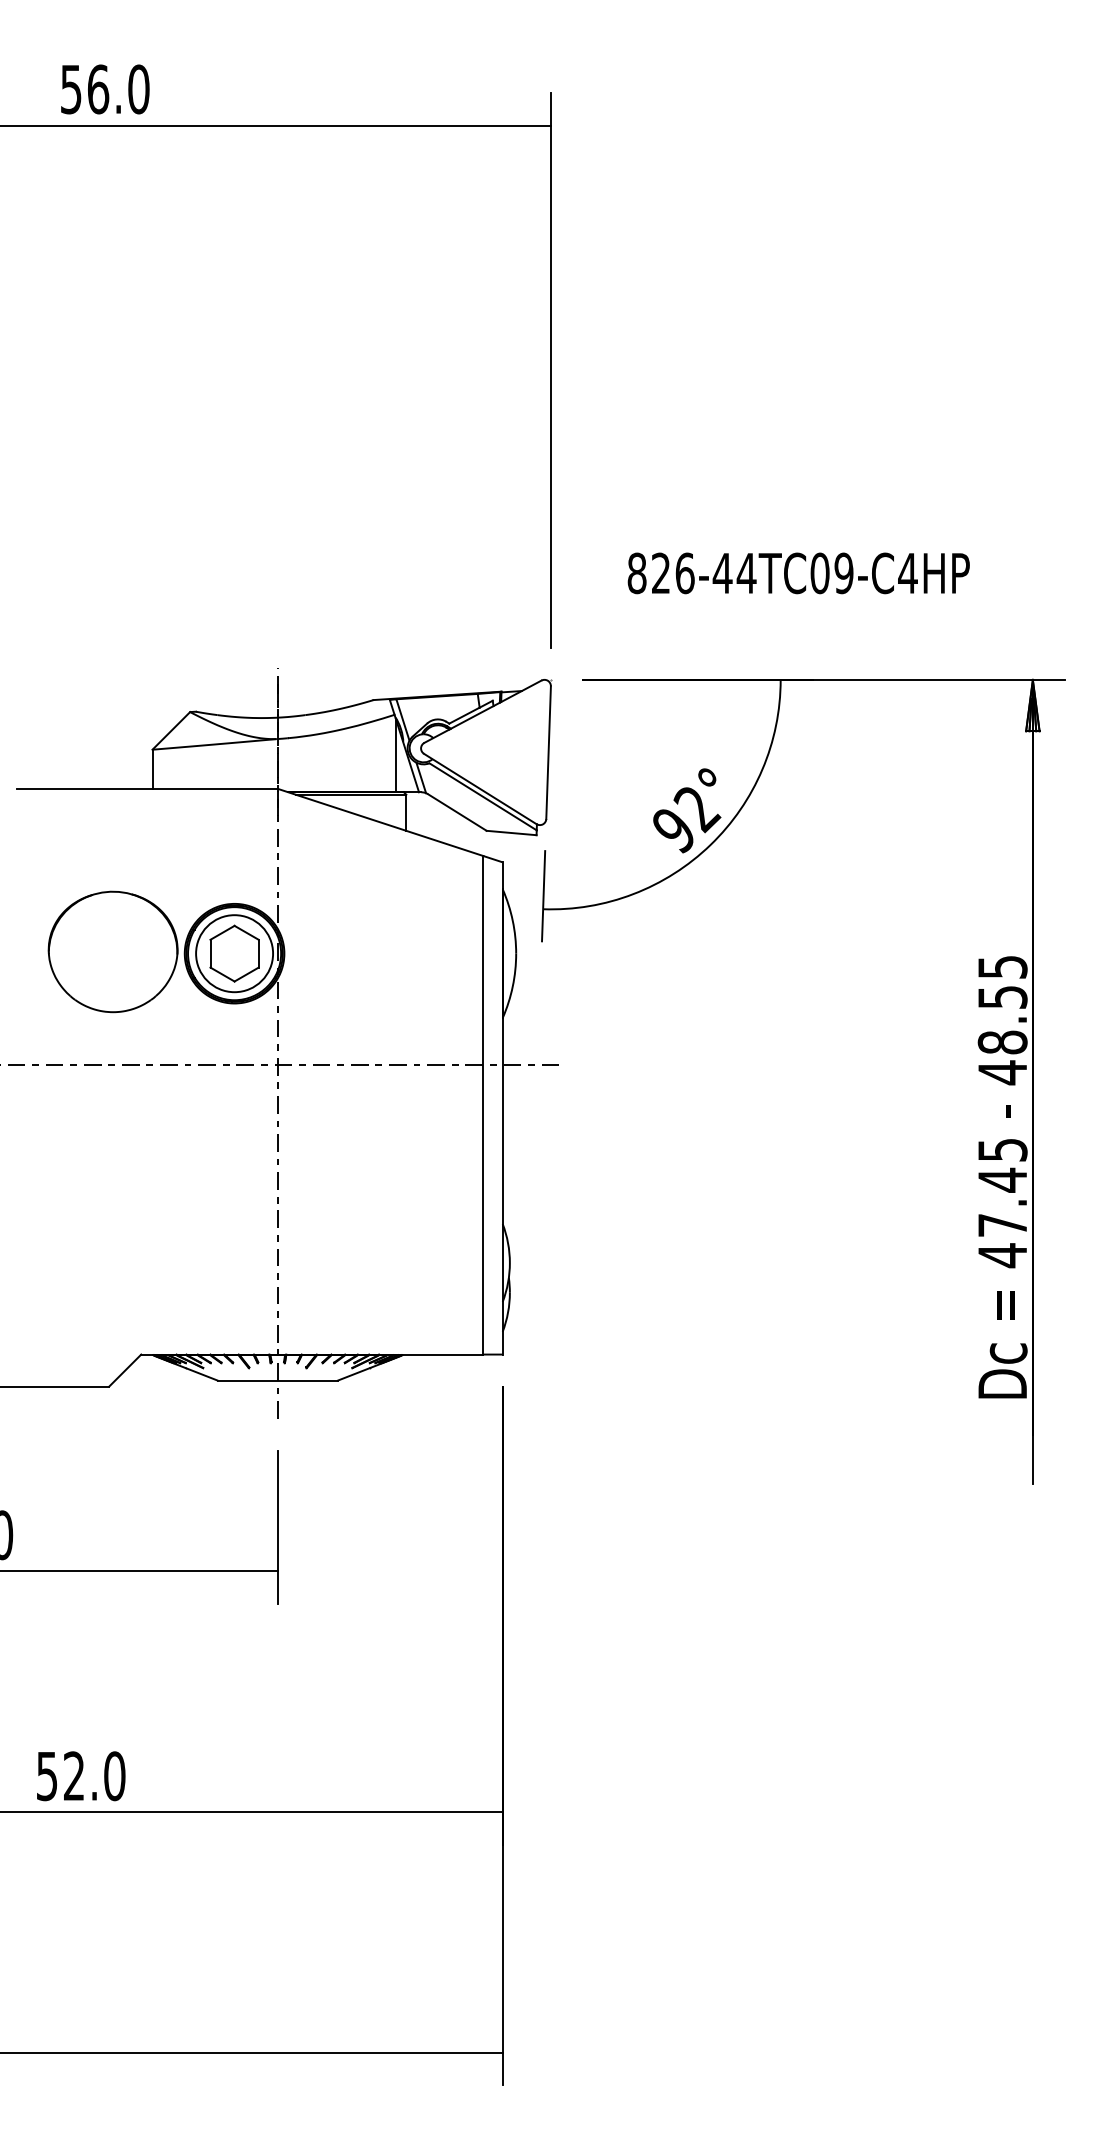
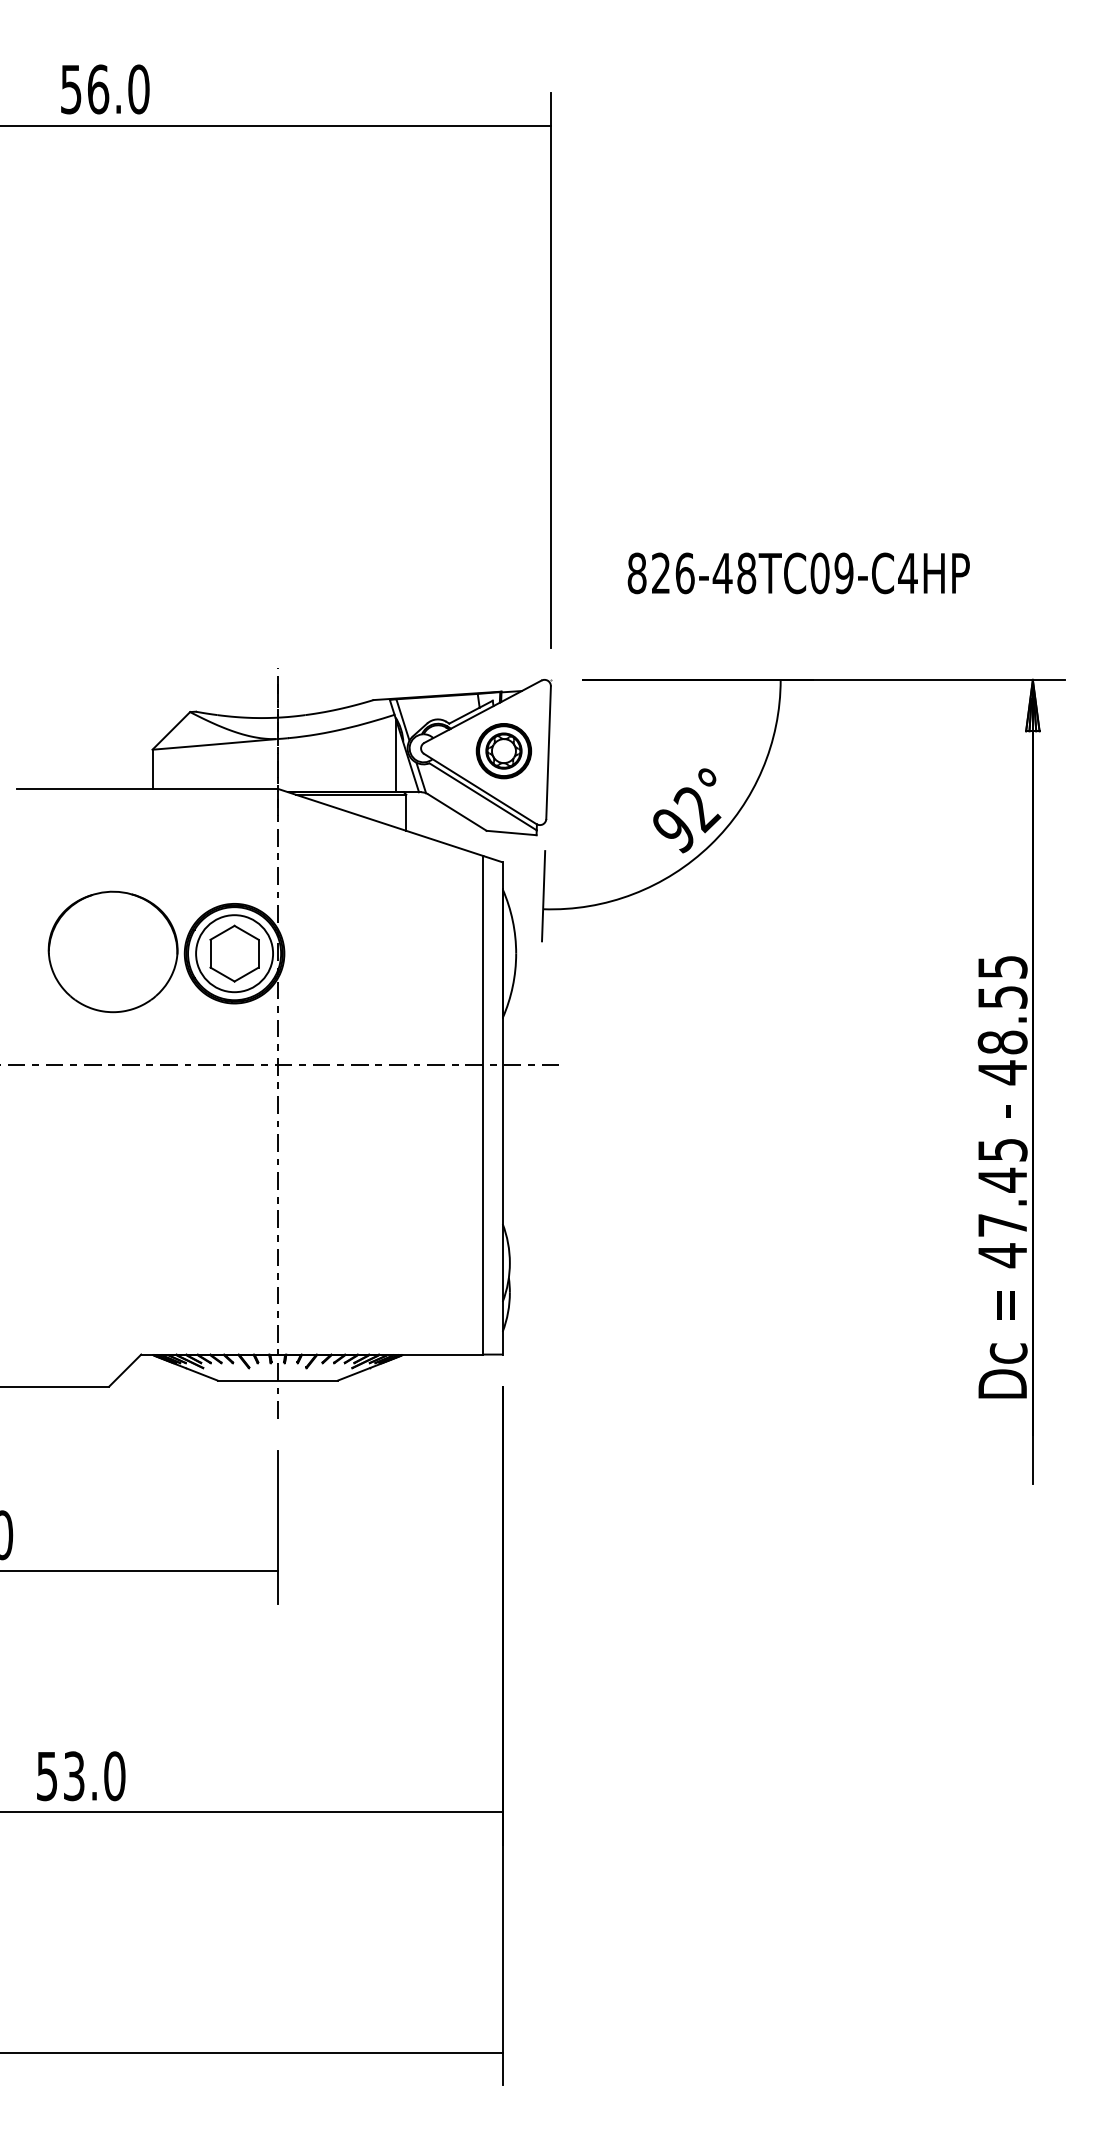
text: 826-44TC09-C4HP -> 826-48TC09-C4HP (746, 573)
part: none -> present (503, 751)
text: 52.0 -> 53.0 (74, 1776)
